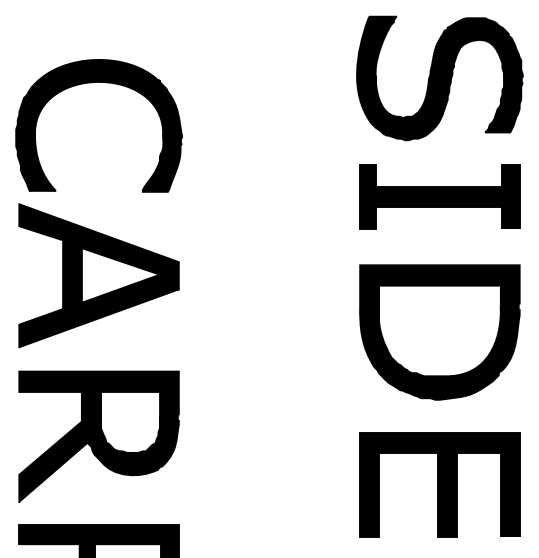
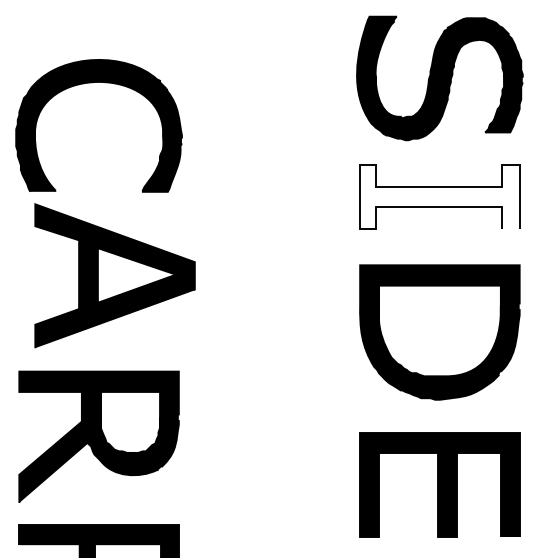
fill: present -> none (439, 197)
part position: (98, 275) -> (114, 275) (114, 275)
